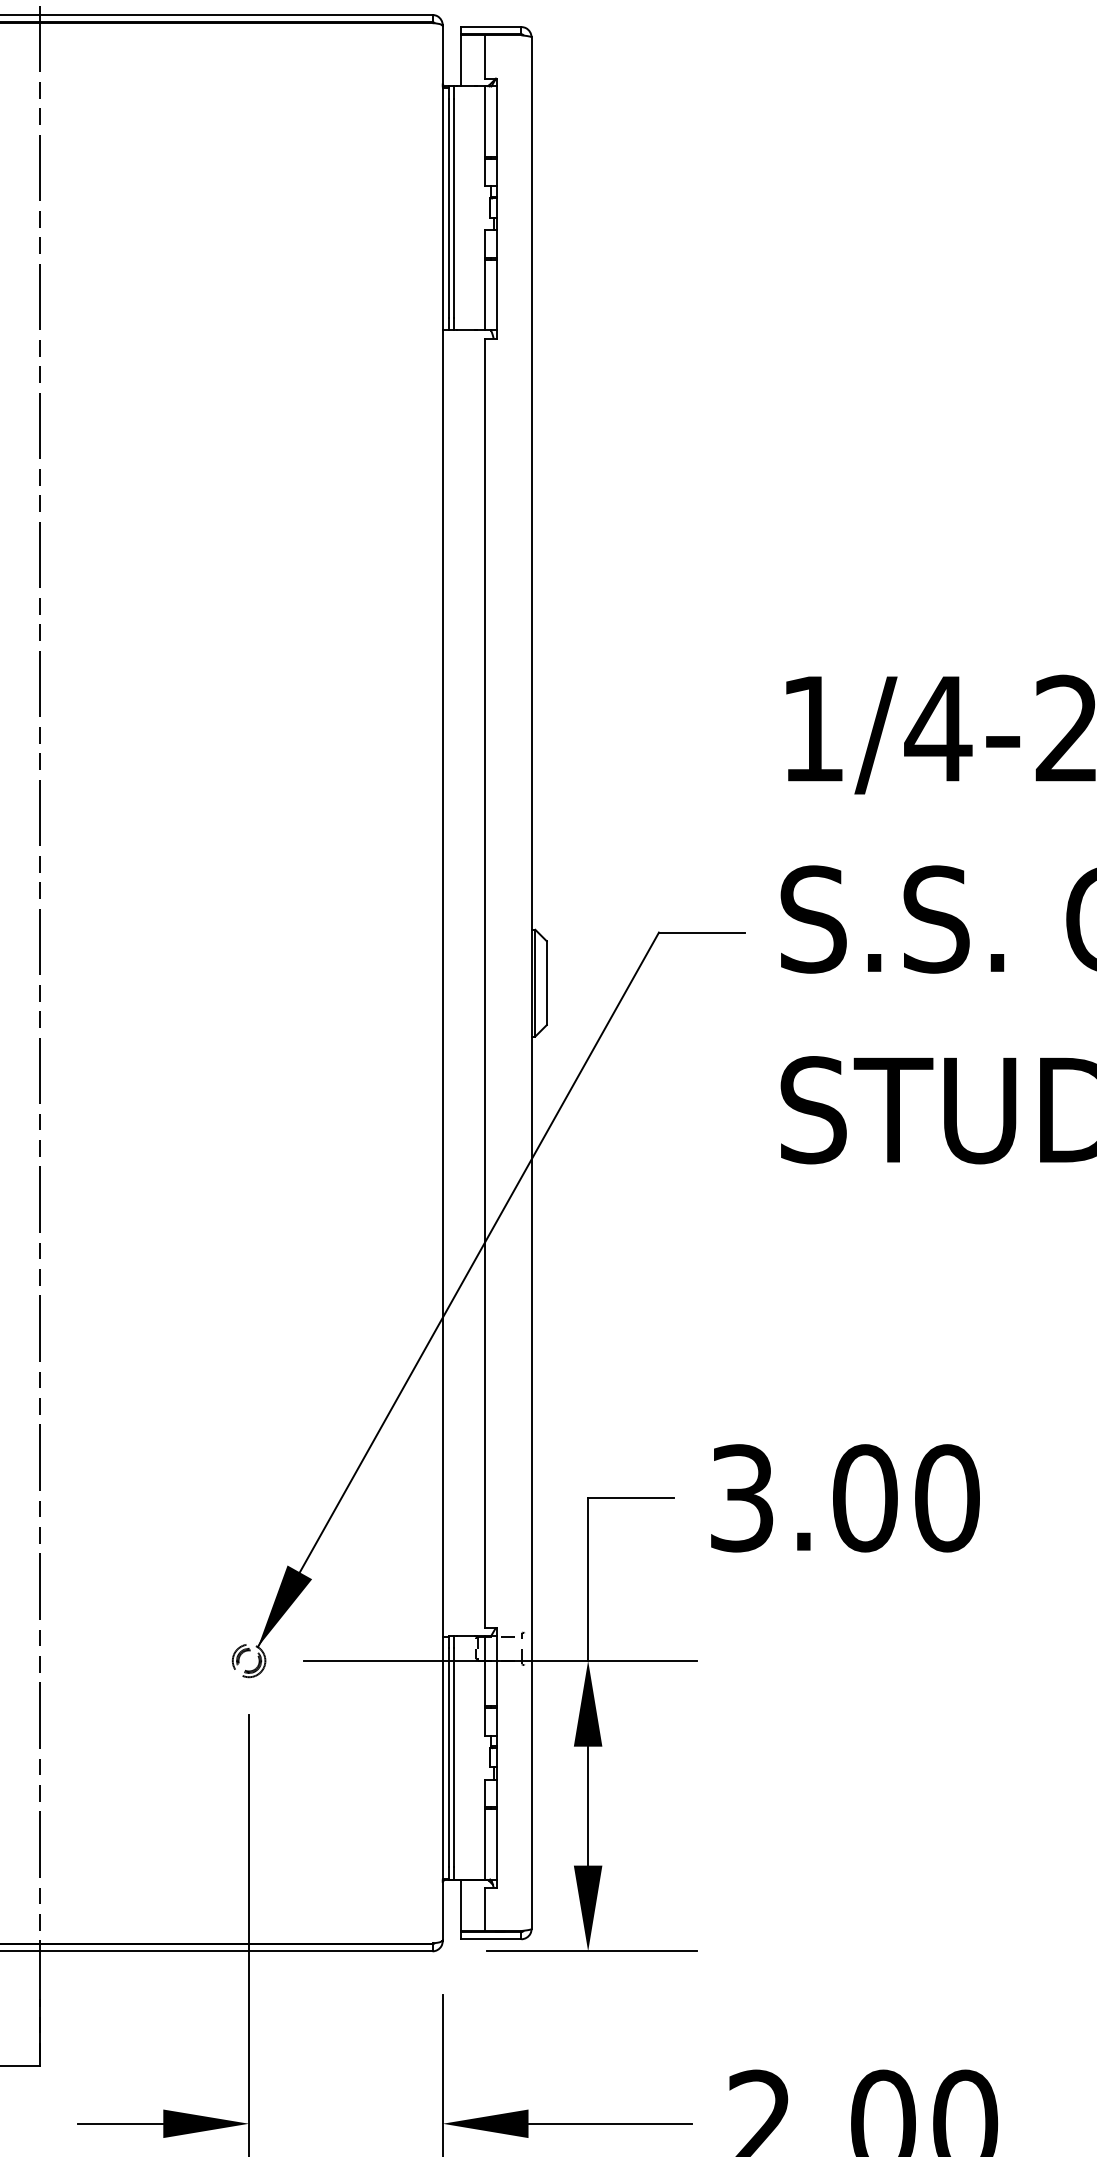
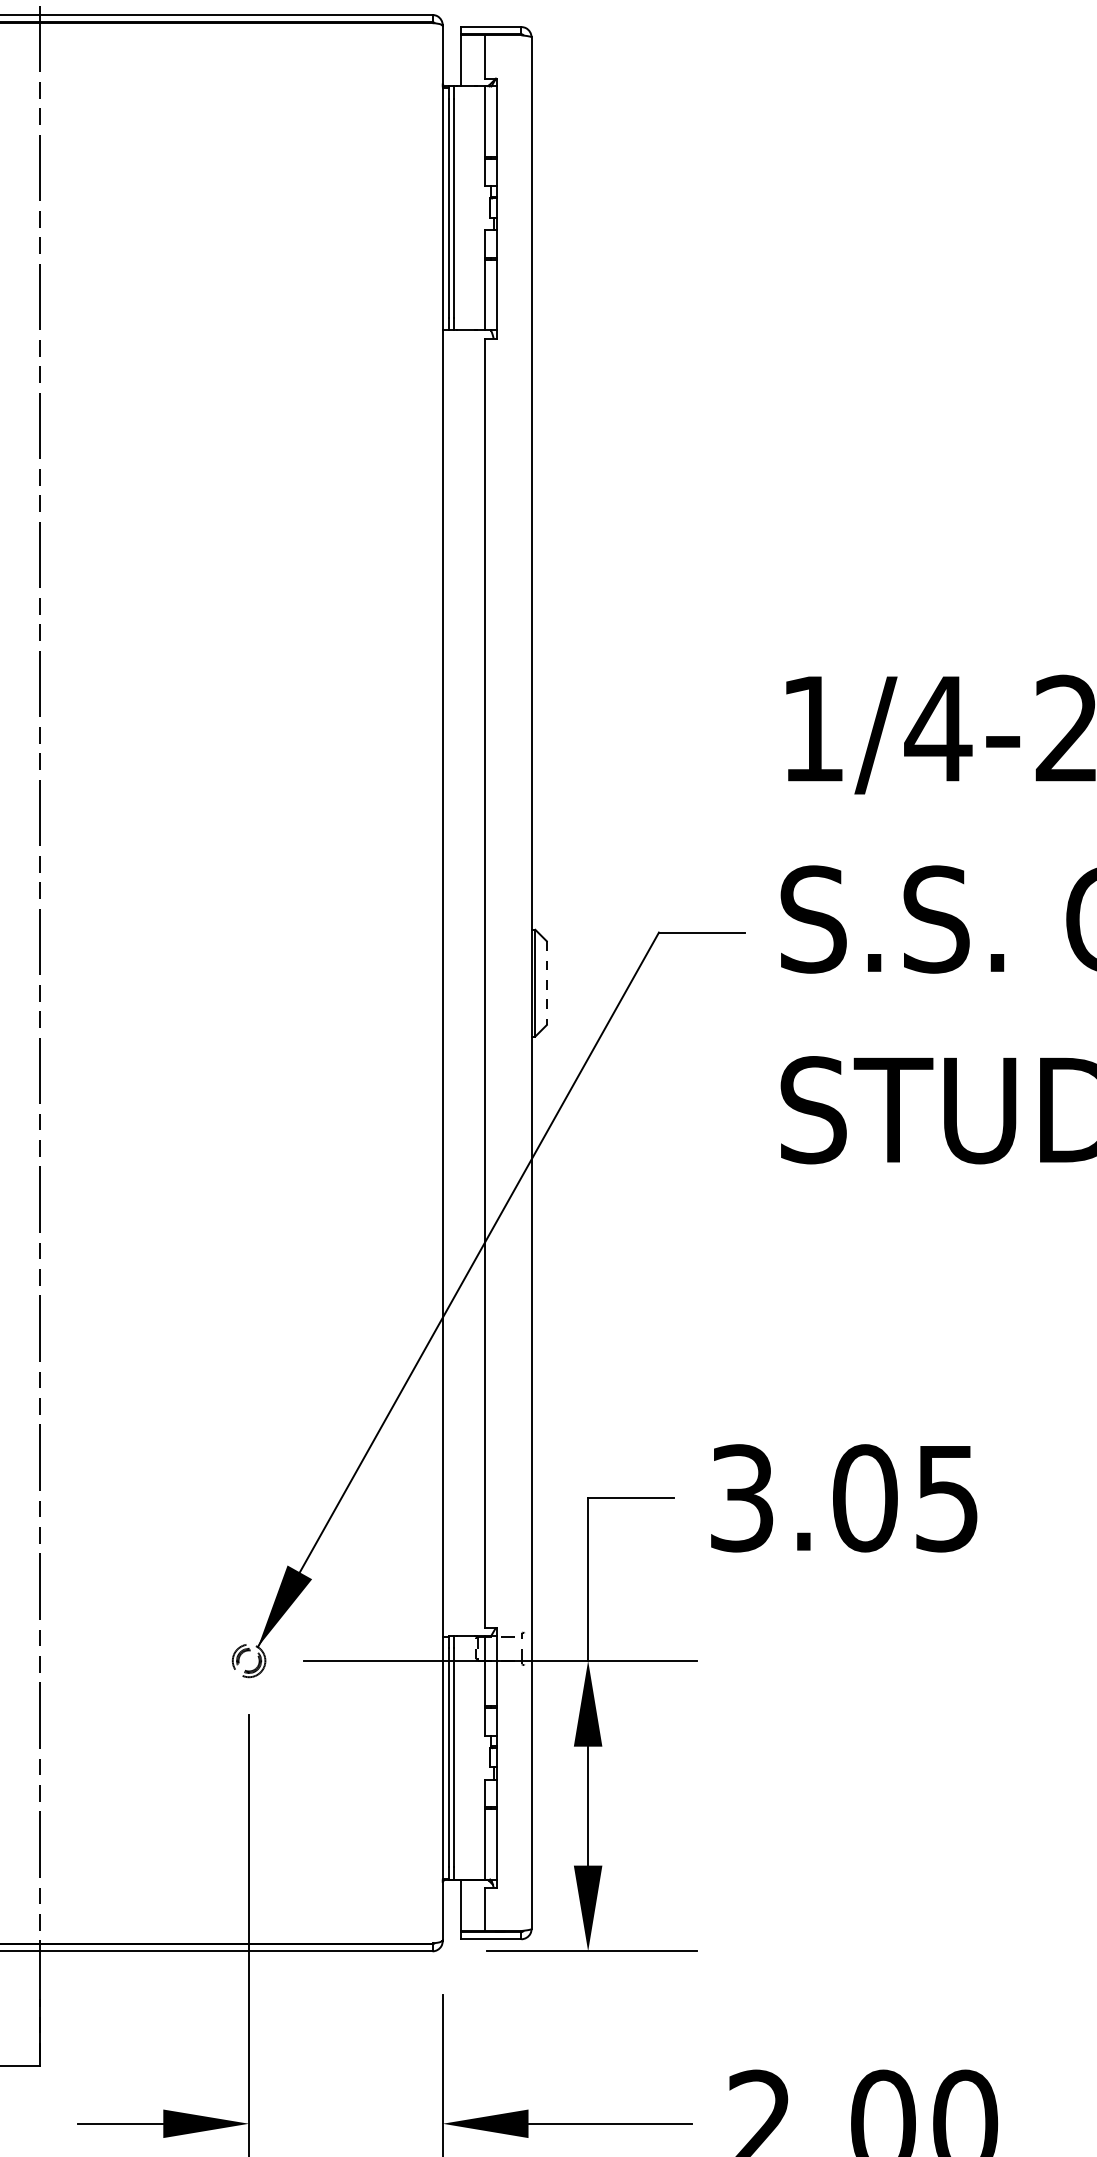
line: solid -> dashed (546, 983)
text: 3.00 -> 3.05 (947, 1498)
